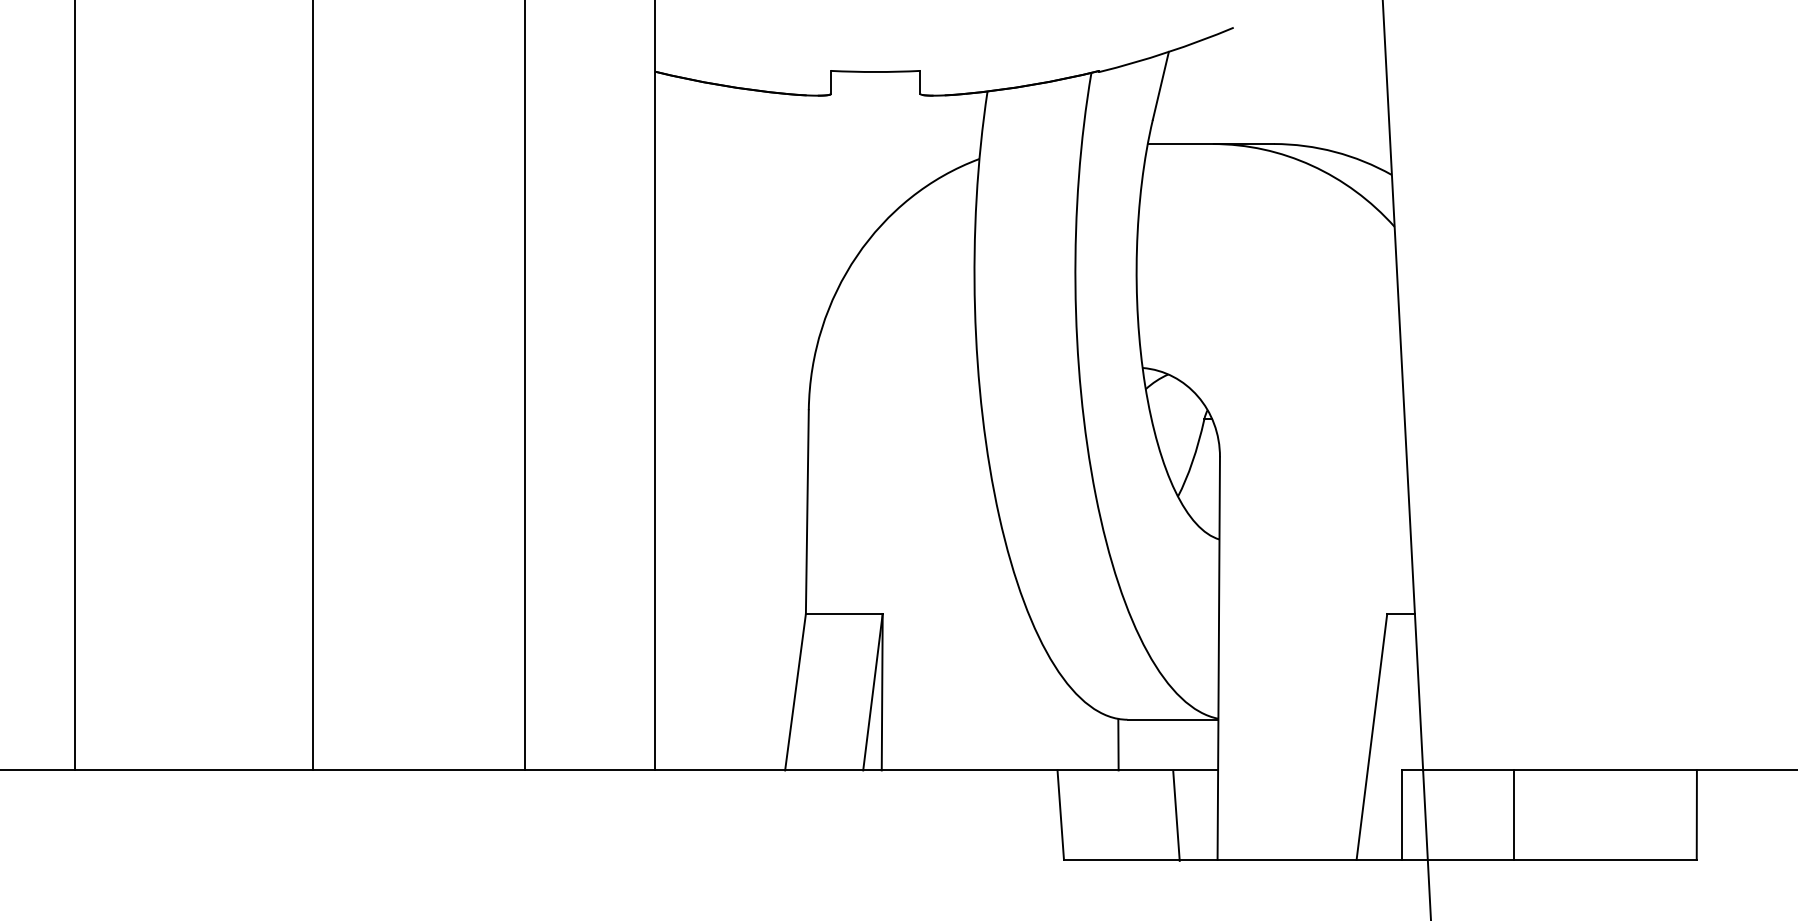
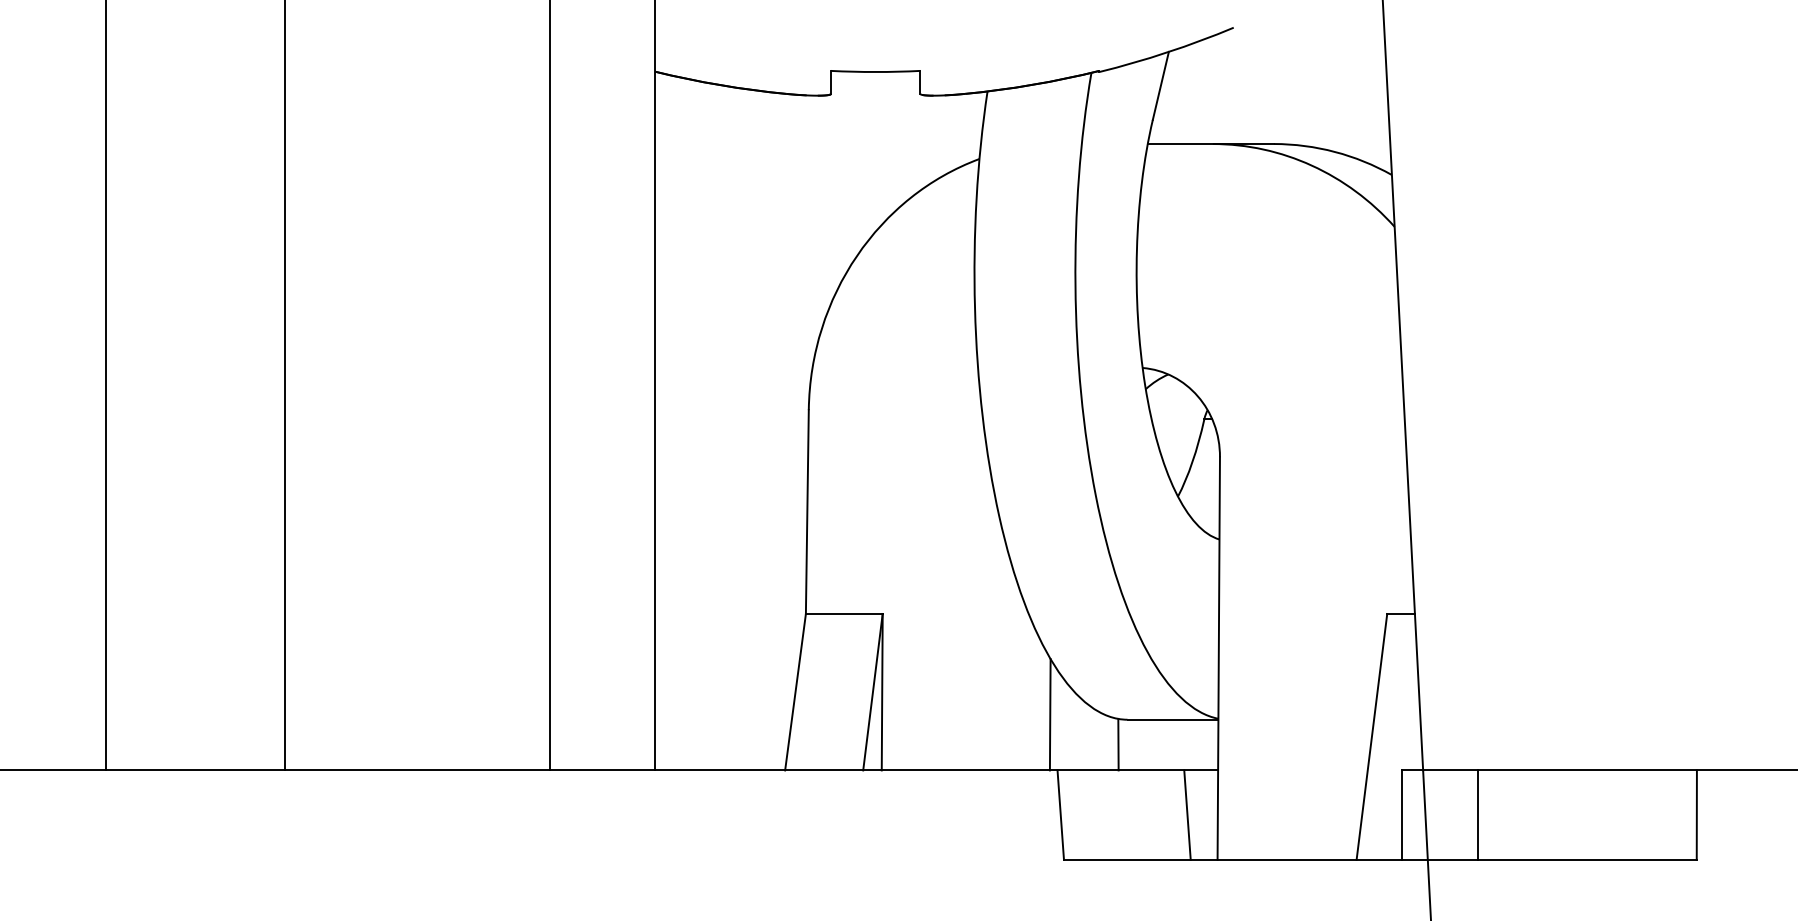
line position: (74, 386) -> (105, 386) (105, 386)
line position: (313, 386) -> (285, 386) (285, 386)
line position: (524, 386) -> (549, 386) (549, 386)
line: none -> present (1049, 714)
line position: (1513, 814) -> (1477, 814) (1477, 814)
line position: (1176, 815) -> (1187, 814) (1187, 814)
